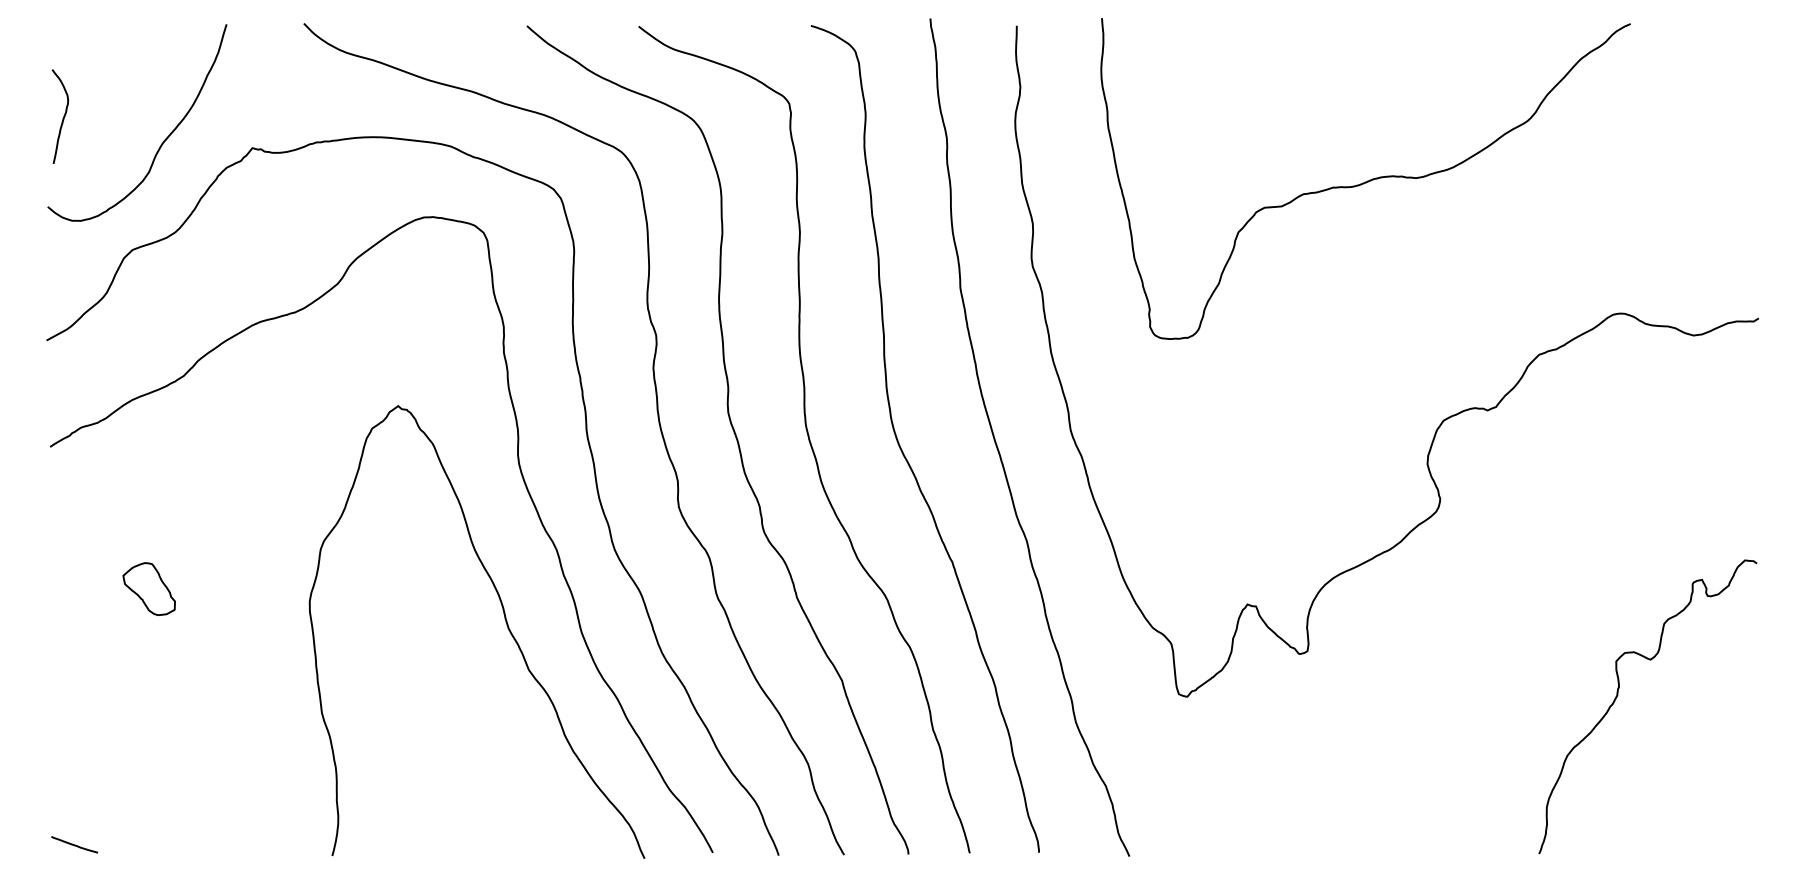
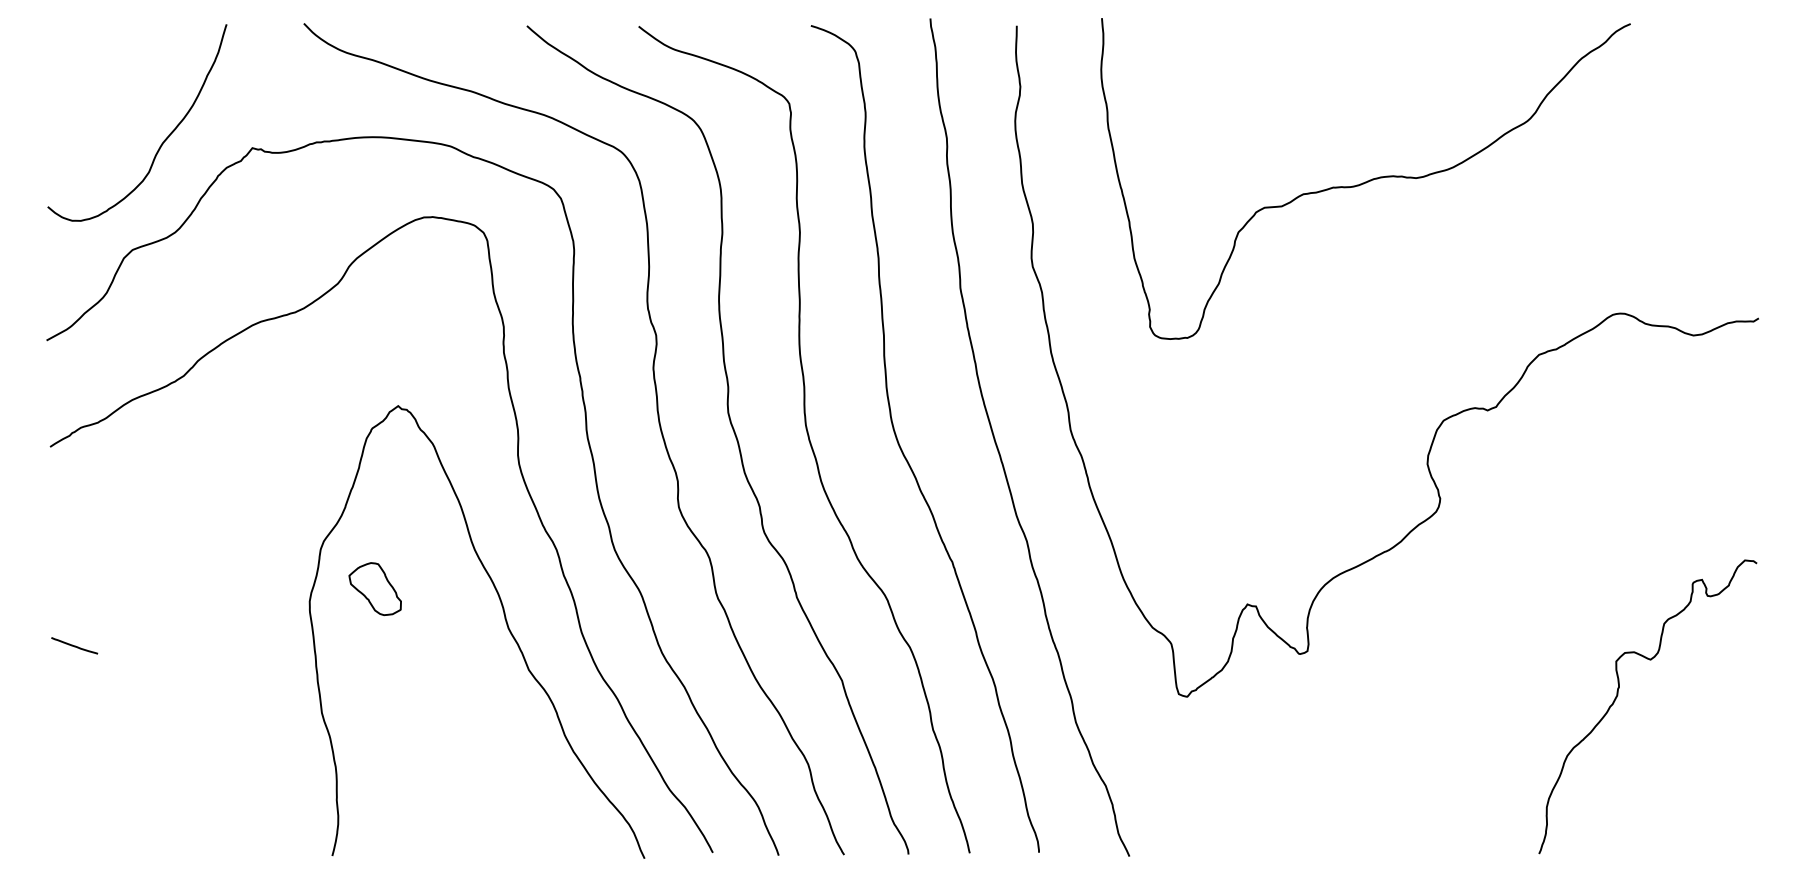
curve: present -> none (62, 118)
part position: (148, 588) -> (374, 588) (374, 588)
line position: (74, 844) -> (74, 645) (74, 645)
